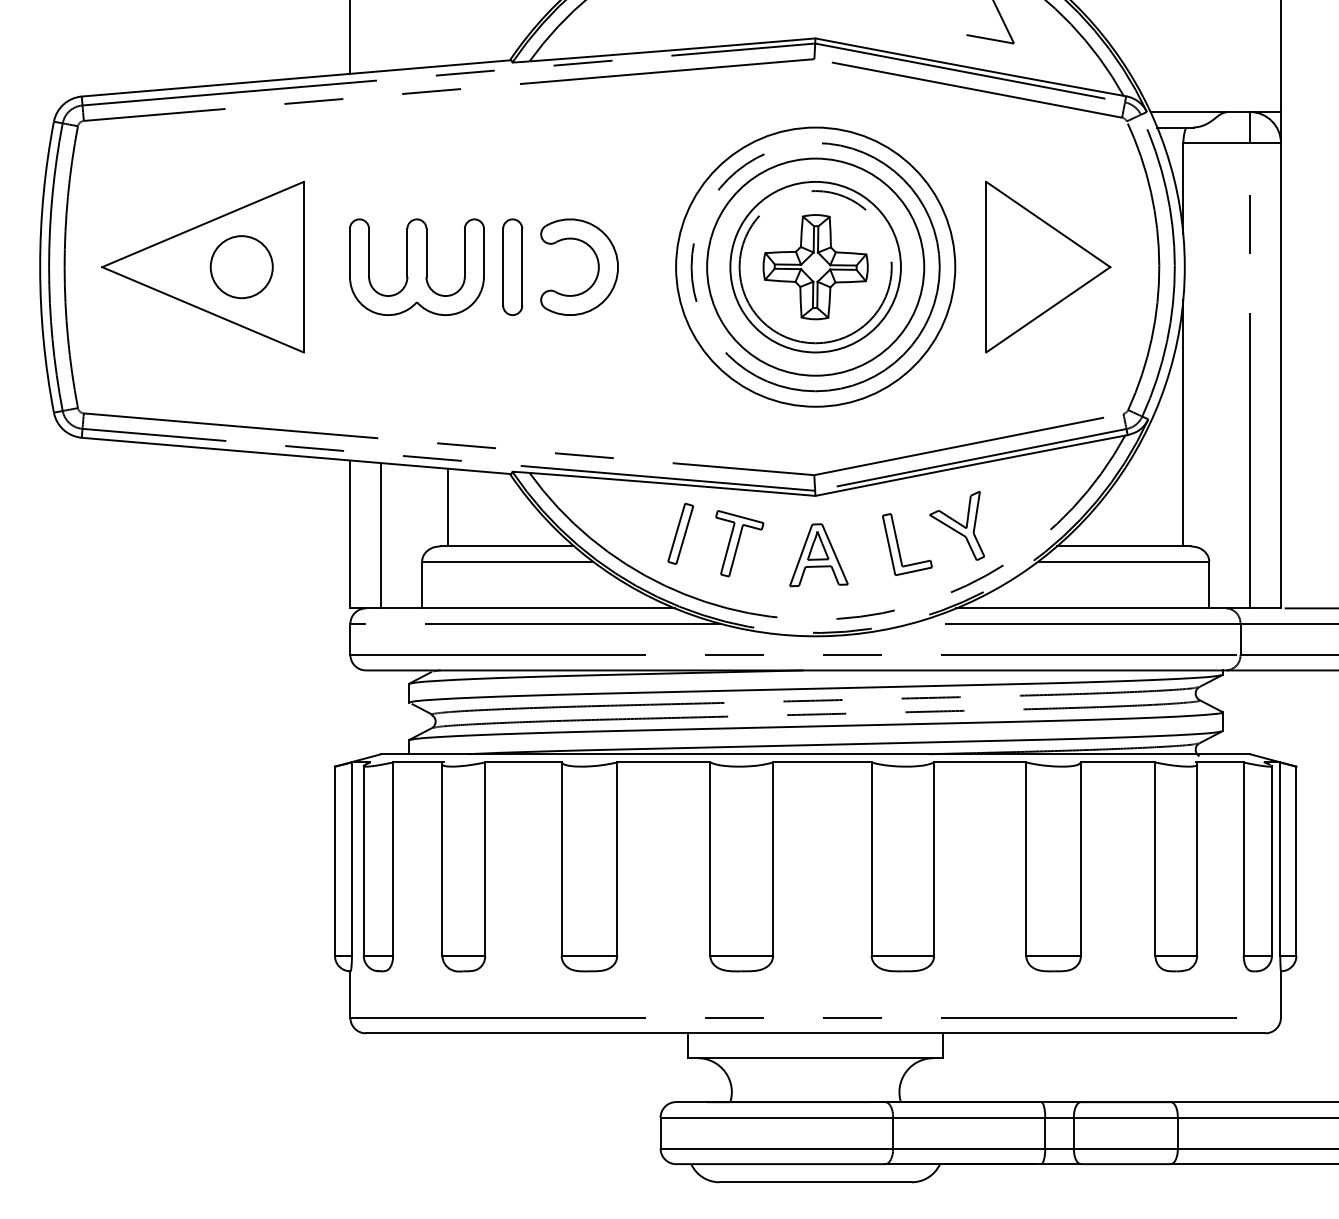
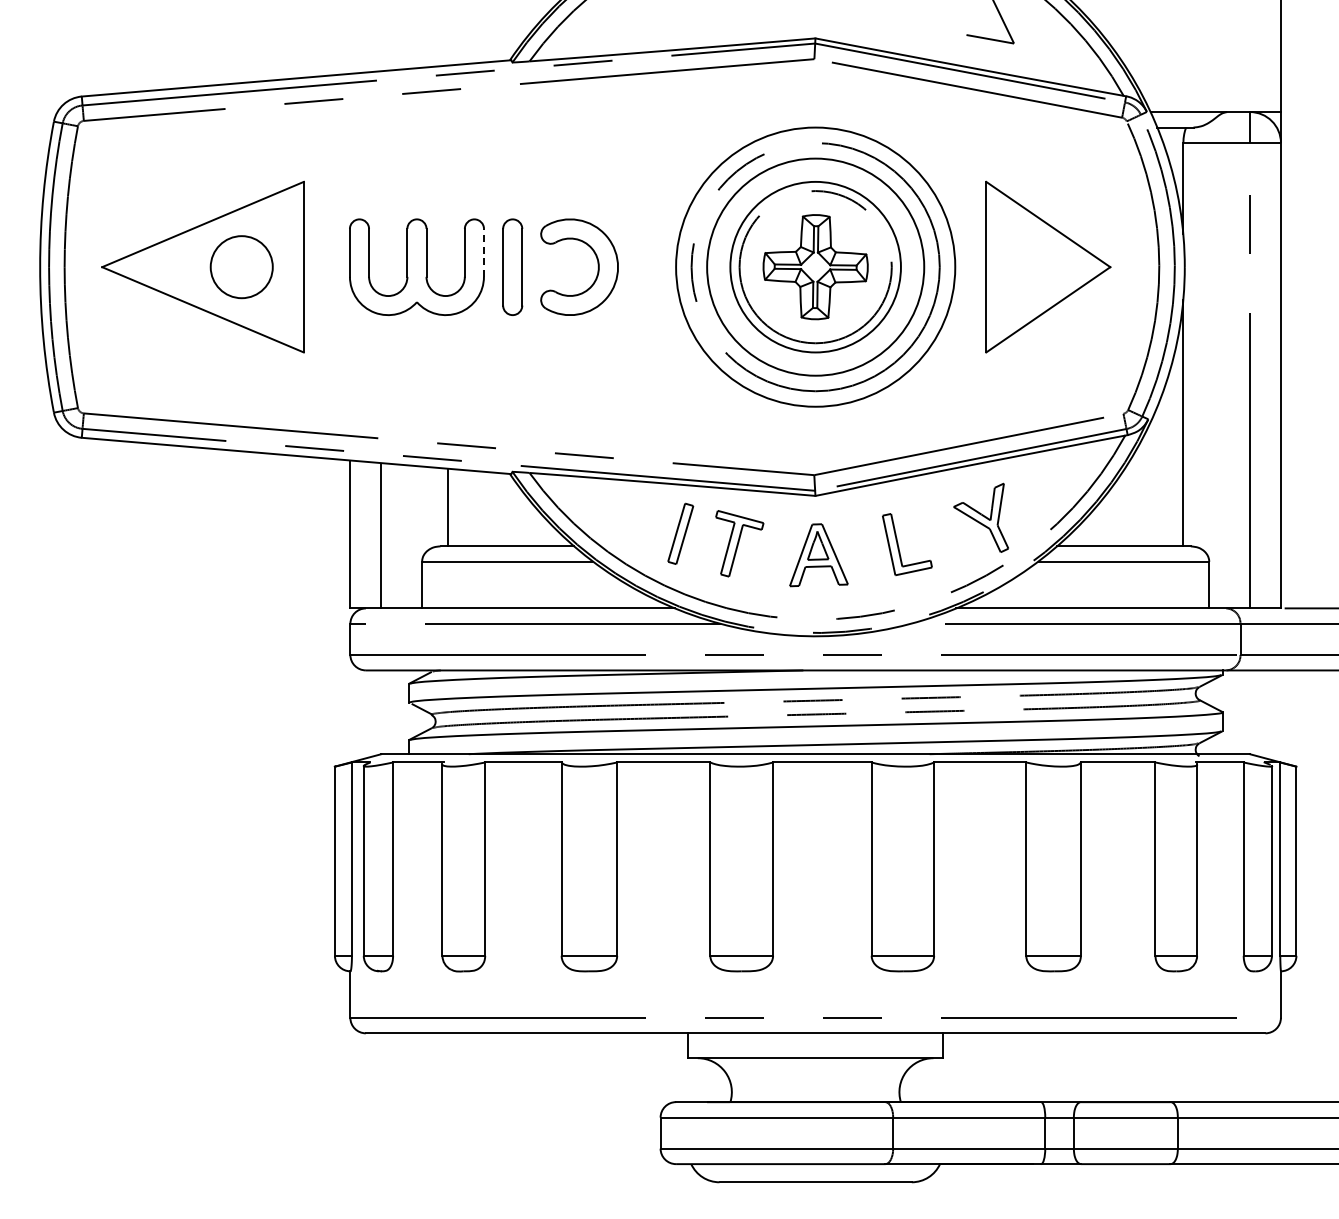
line: present -> none (350, 37)
line: solid -> dashed (484, 252)
part position: (956, 525) -> (980, 517) (980, 517)
